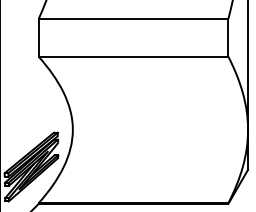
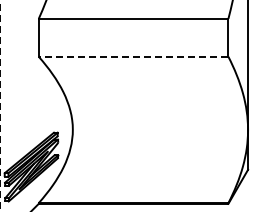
line: solid -> dashed (133, 56)
line: solid -> dashed (0, 105)
